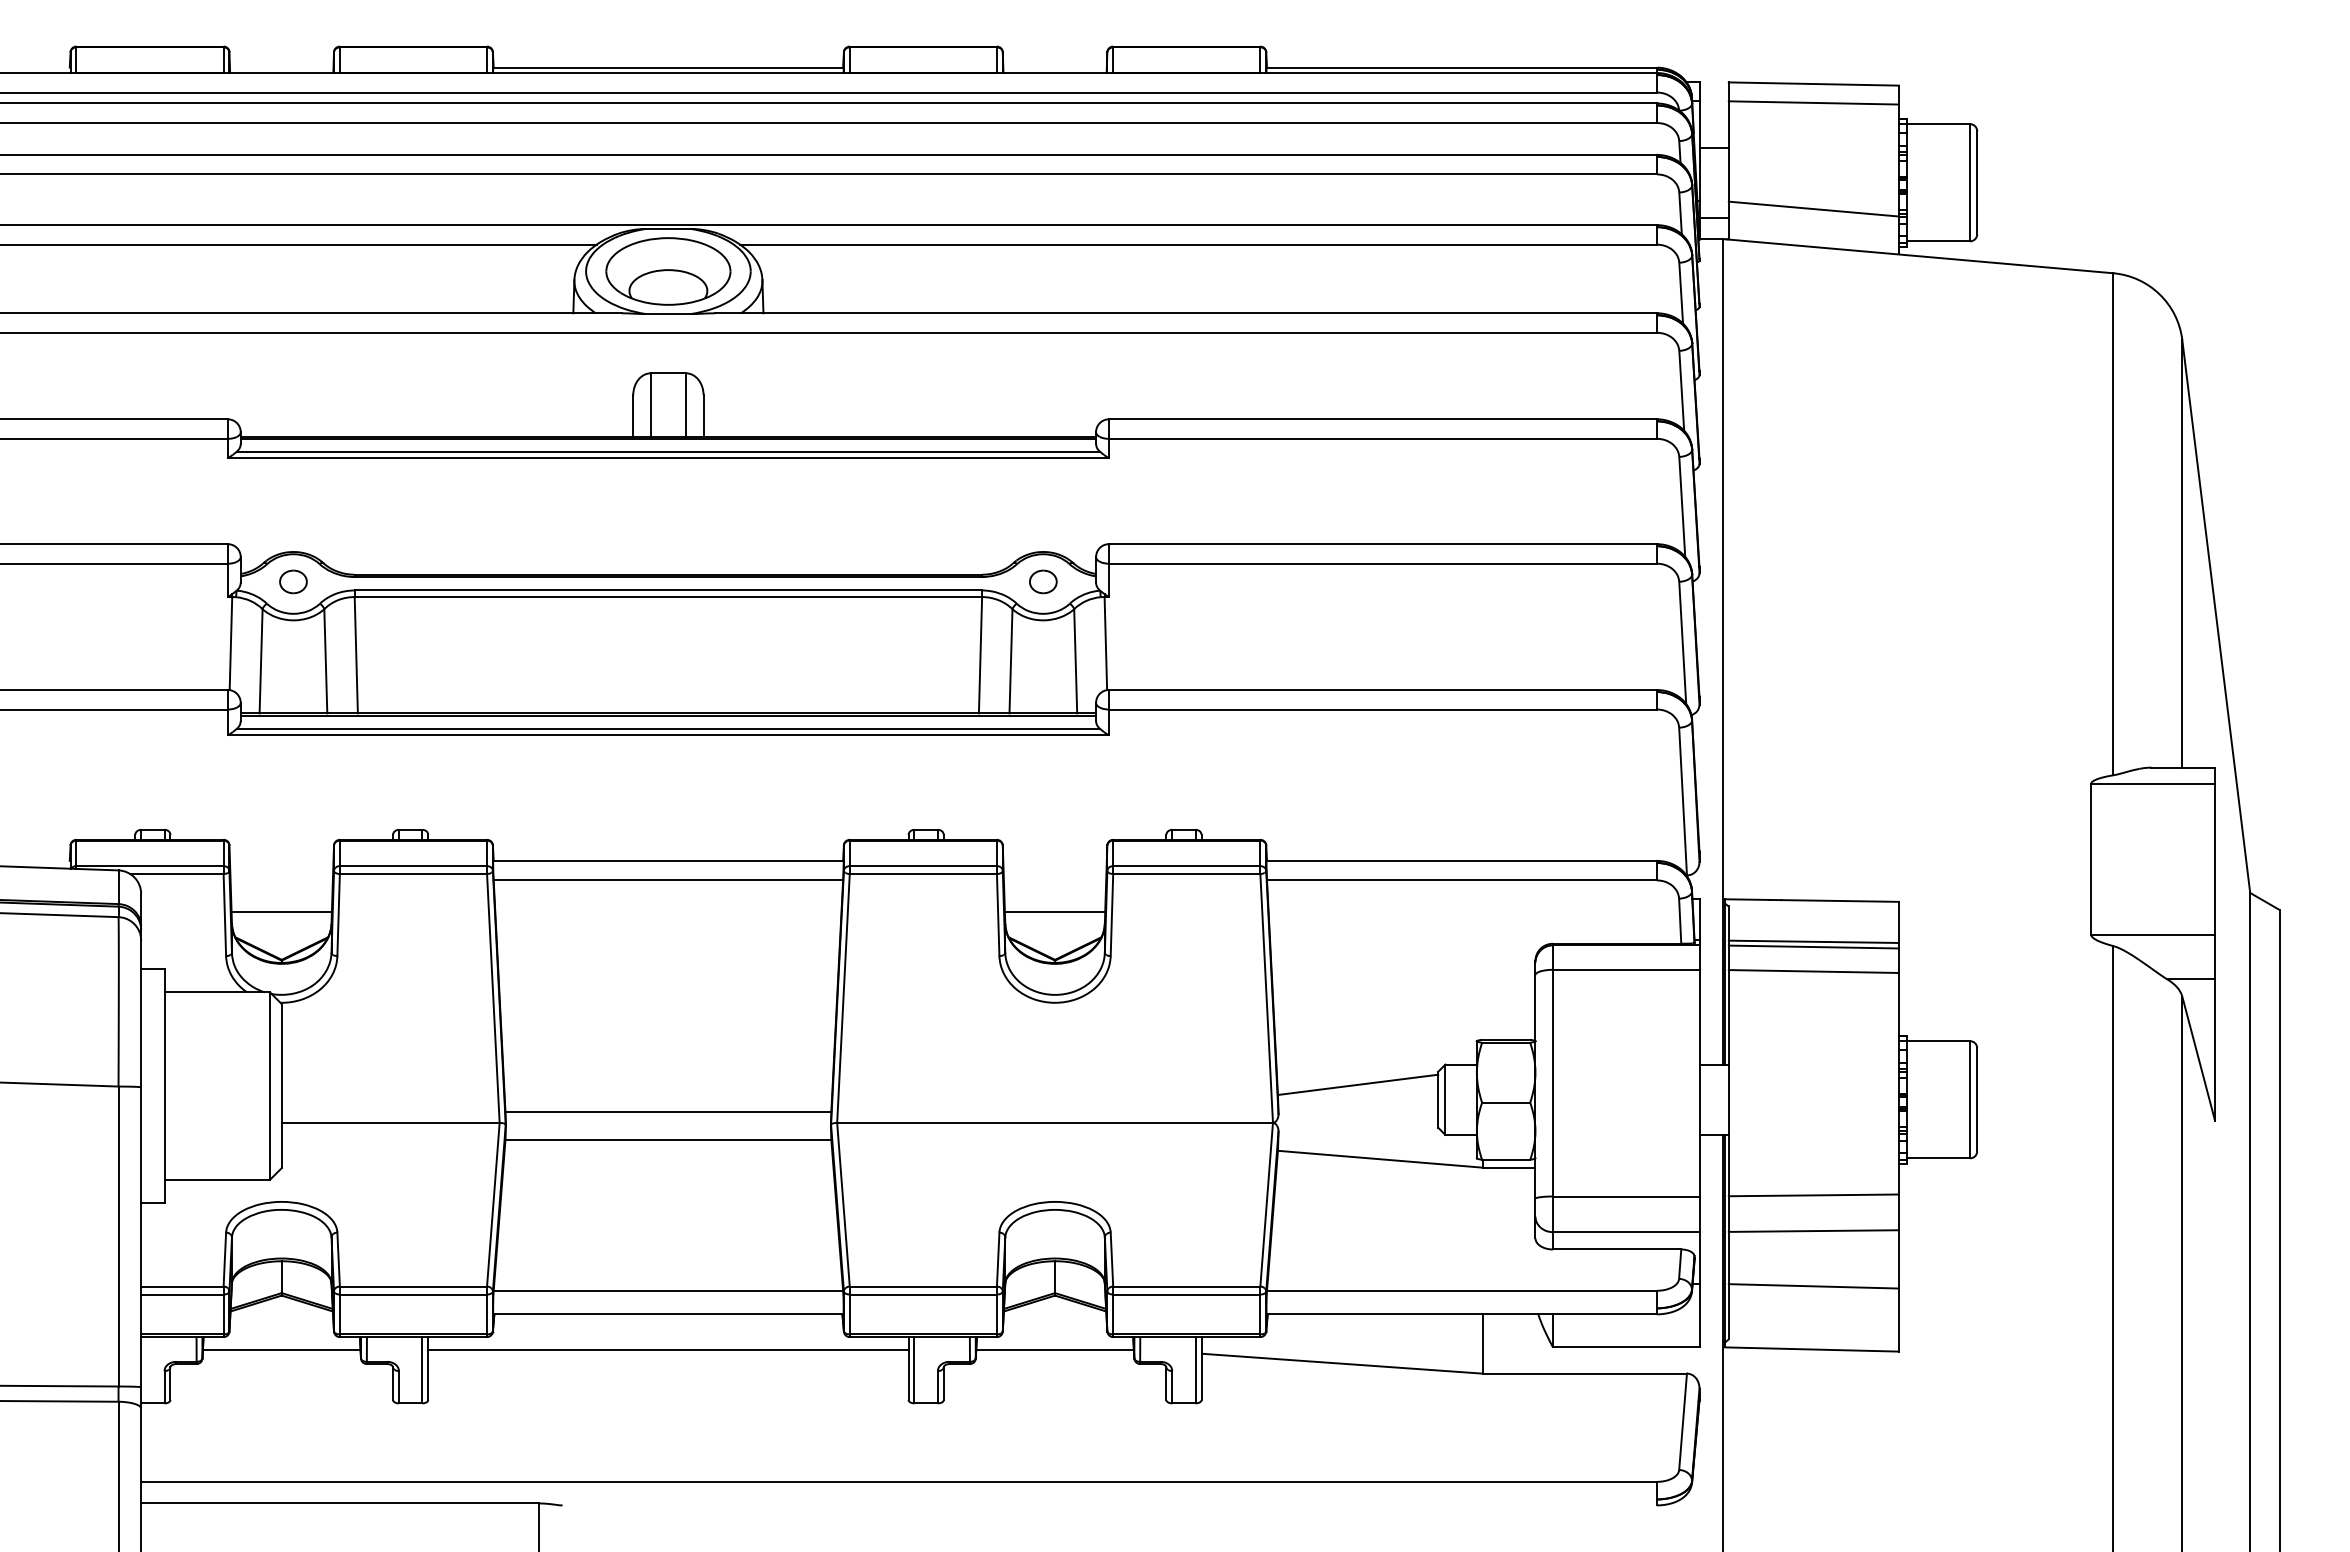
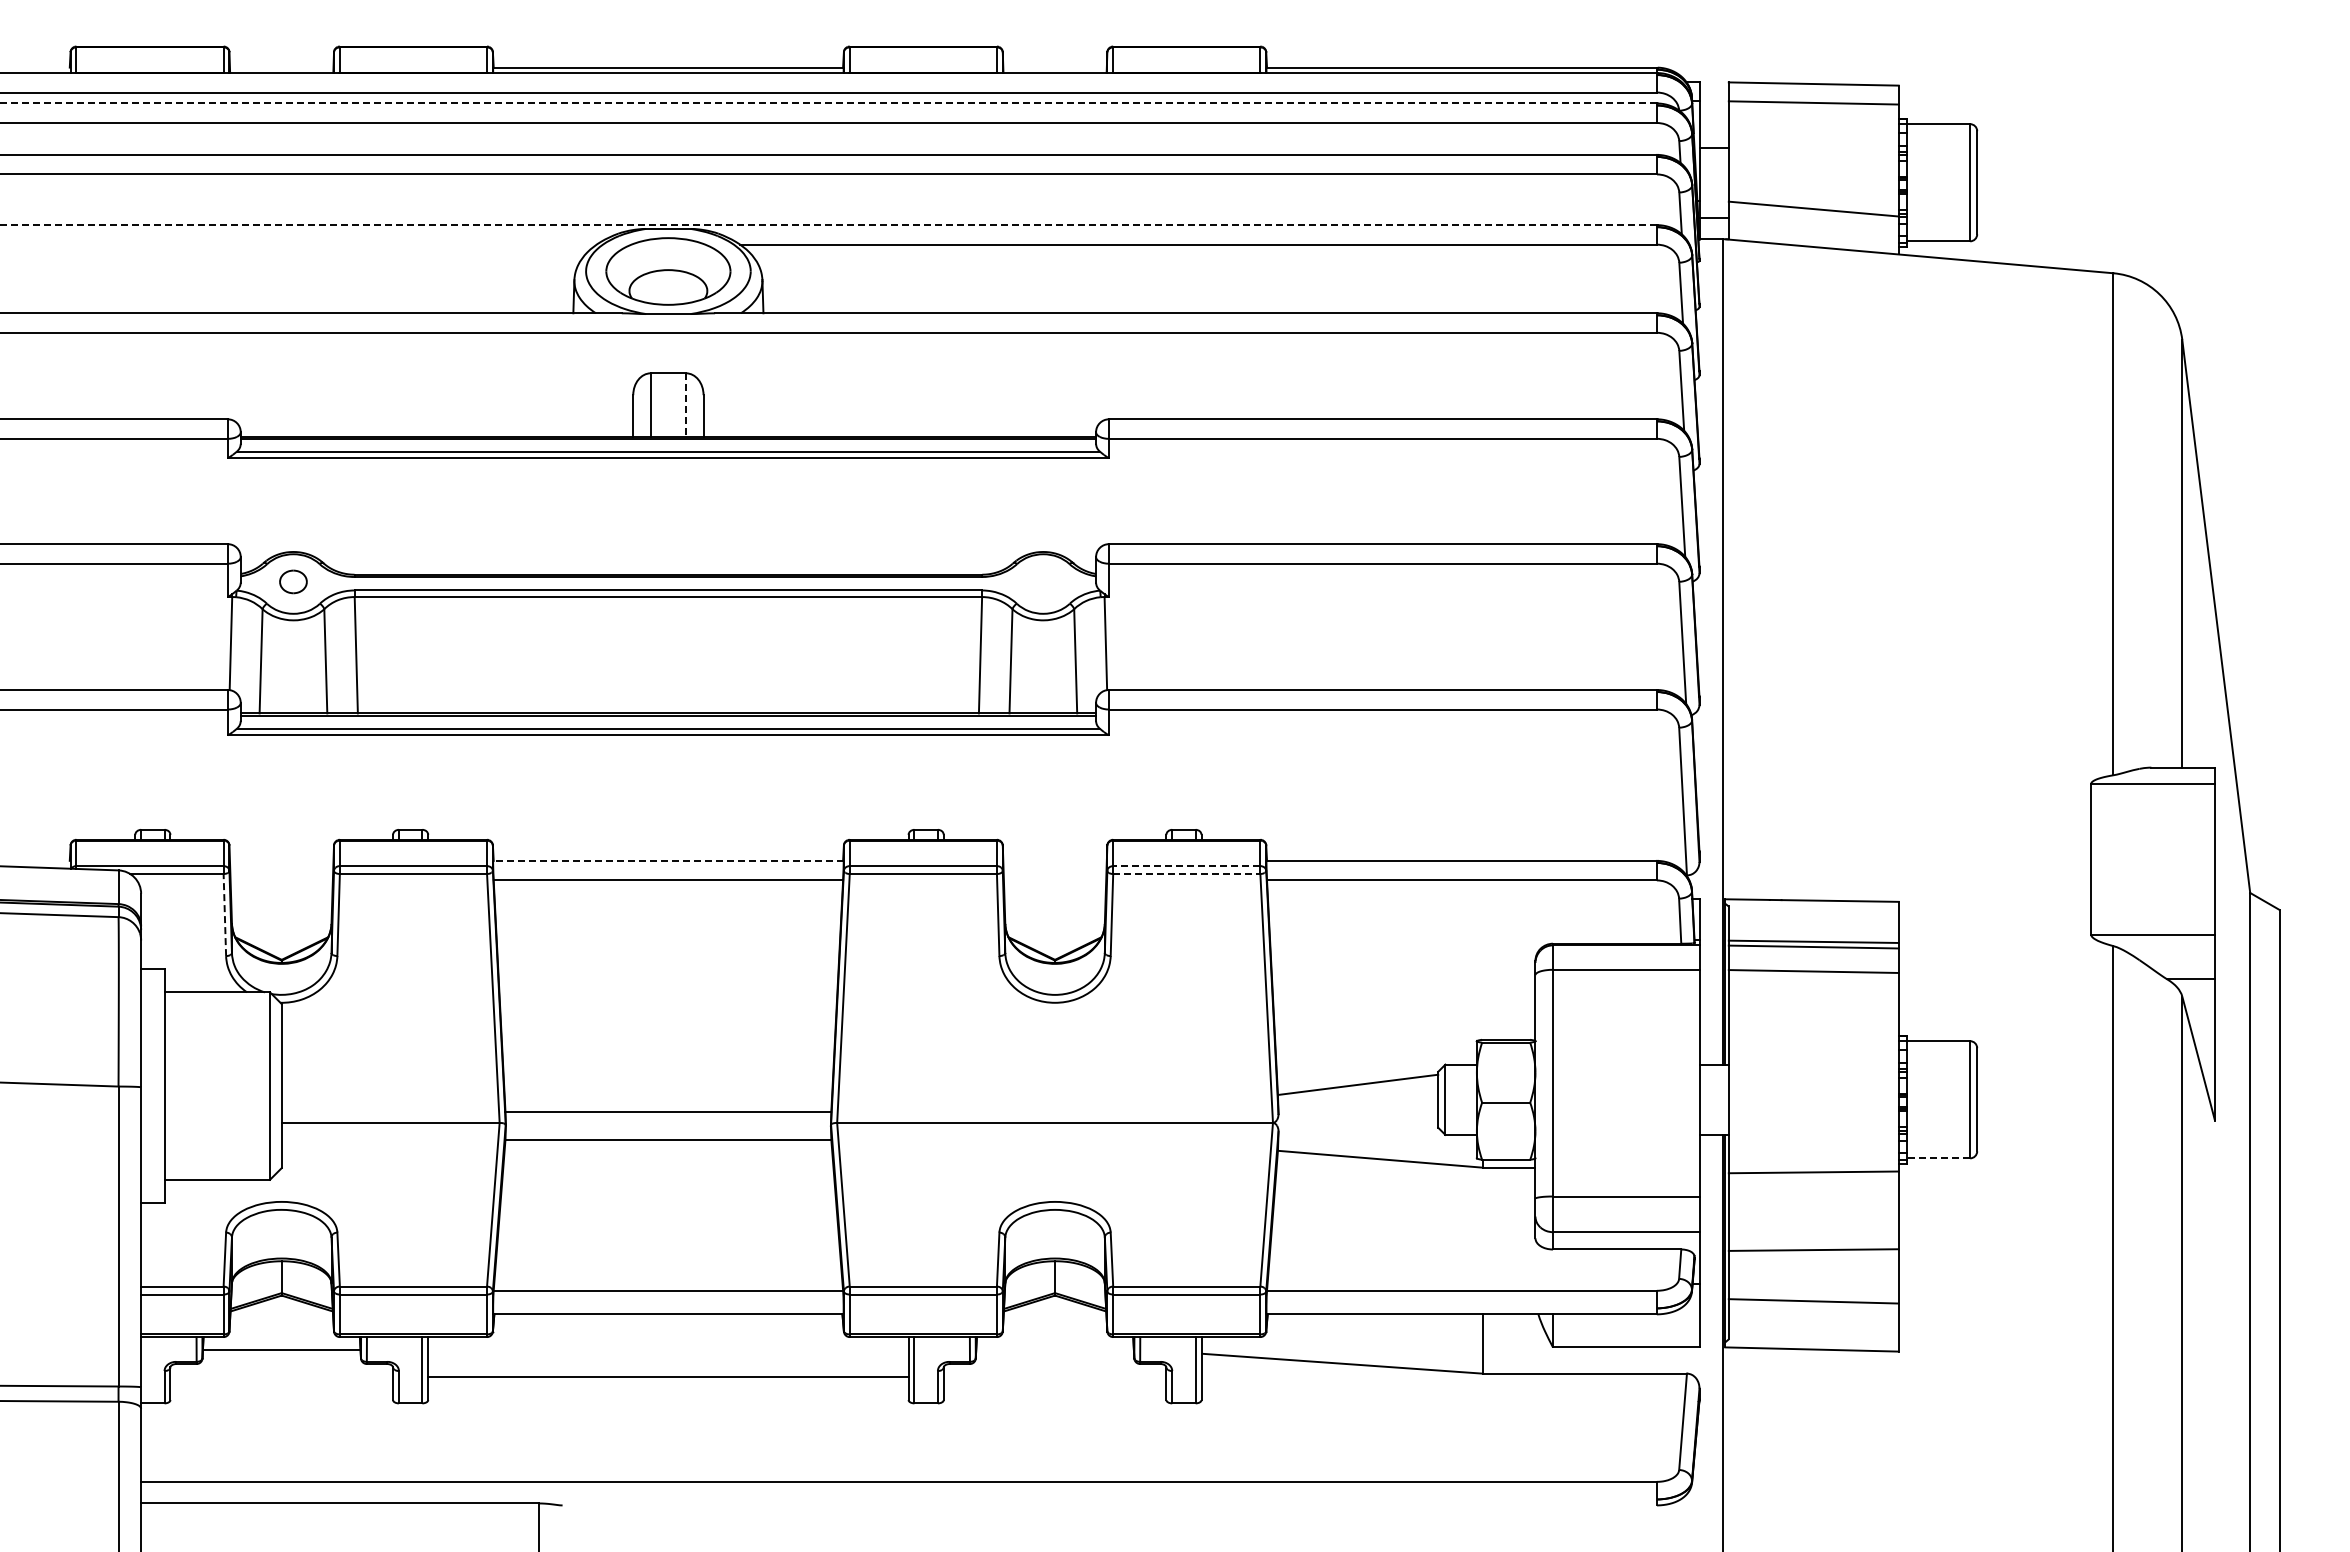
line: solid -> dashed (828, 103)
line: solid -> dashed (828, 225)
line: present -> none (299, 244)
line: solid -> dashed (685, 404)
part: present -> none (1043, 581)
line: solid -> dashed (667, 860)
line: solid -> dashed (1186, 866)
line: solid -> dashed (1186, 874)
line: present -> none (281, 911)
line: present -> none (1054, 911)
line: solid -> dashed (224, 914)
line: solid -> dashed (1938, 1158)
line position: (1813, 1195) -> (1813, 1172) (1813, 1172)
line position: (1813, 1230) -> (1813, 1249) (1813, 1249)
line position: (1813, 1286) -> (1813, 1301) (1813, 1301)
line position: (668, 1349) -> (668, 1376) (668, 1376)
line: present -> none (1054, 1349)
